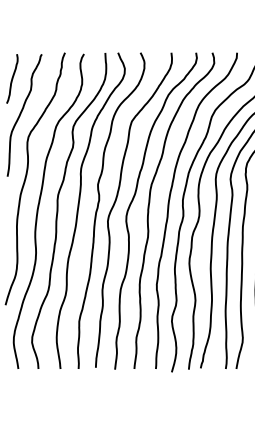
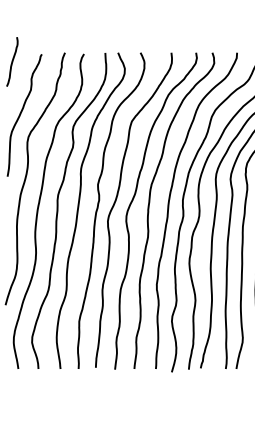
curve position: (12, 78) -> (12, 61) (12, 61)
